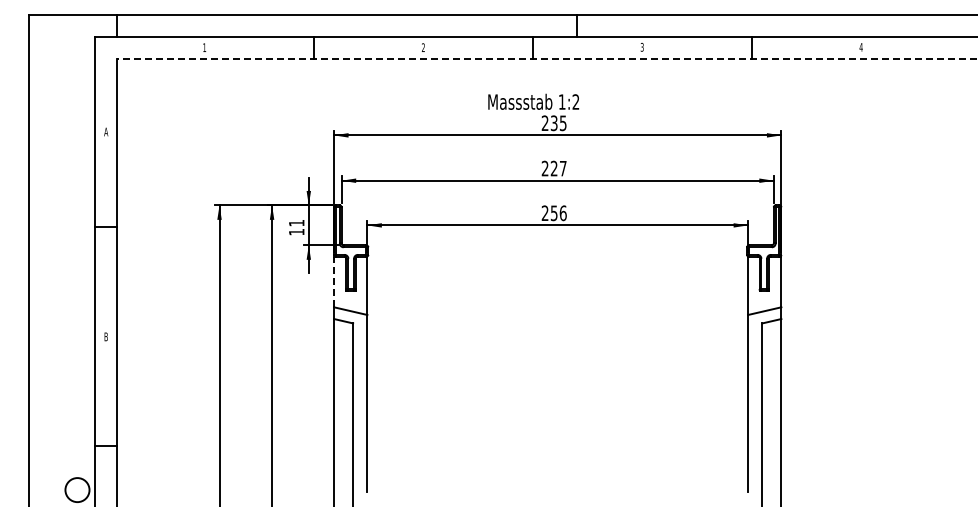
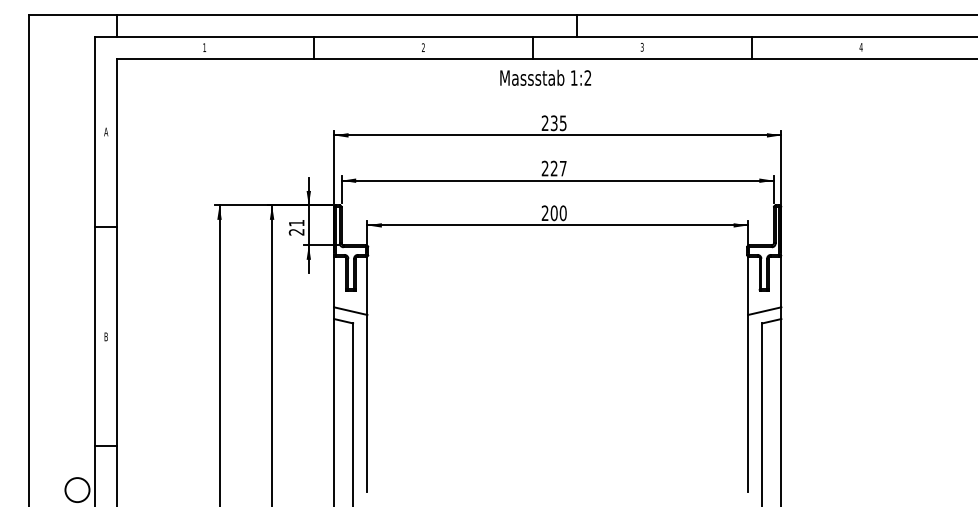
line: dashed -> solid (546, 58)
text position: (533, 101) -> (545, 77) (545, 77)
text: 256 -> 200 (558, 213)
text: 11 -> 21 (296, 232)
line: dashed -> solid (334, 281)
